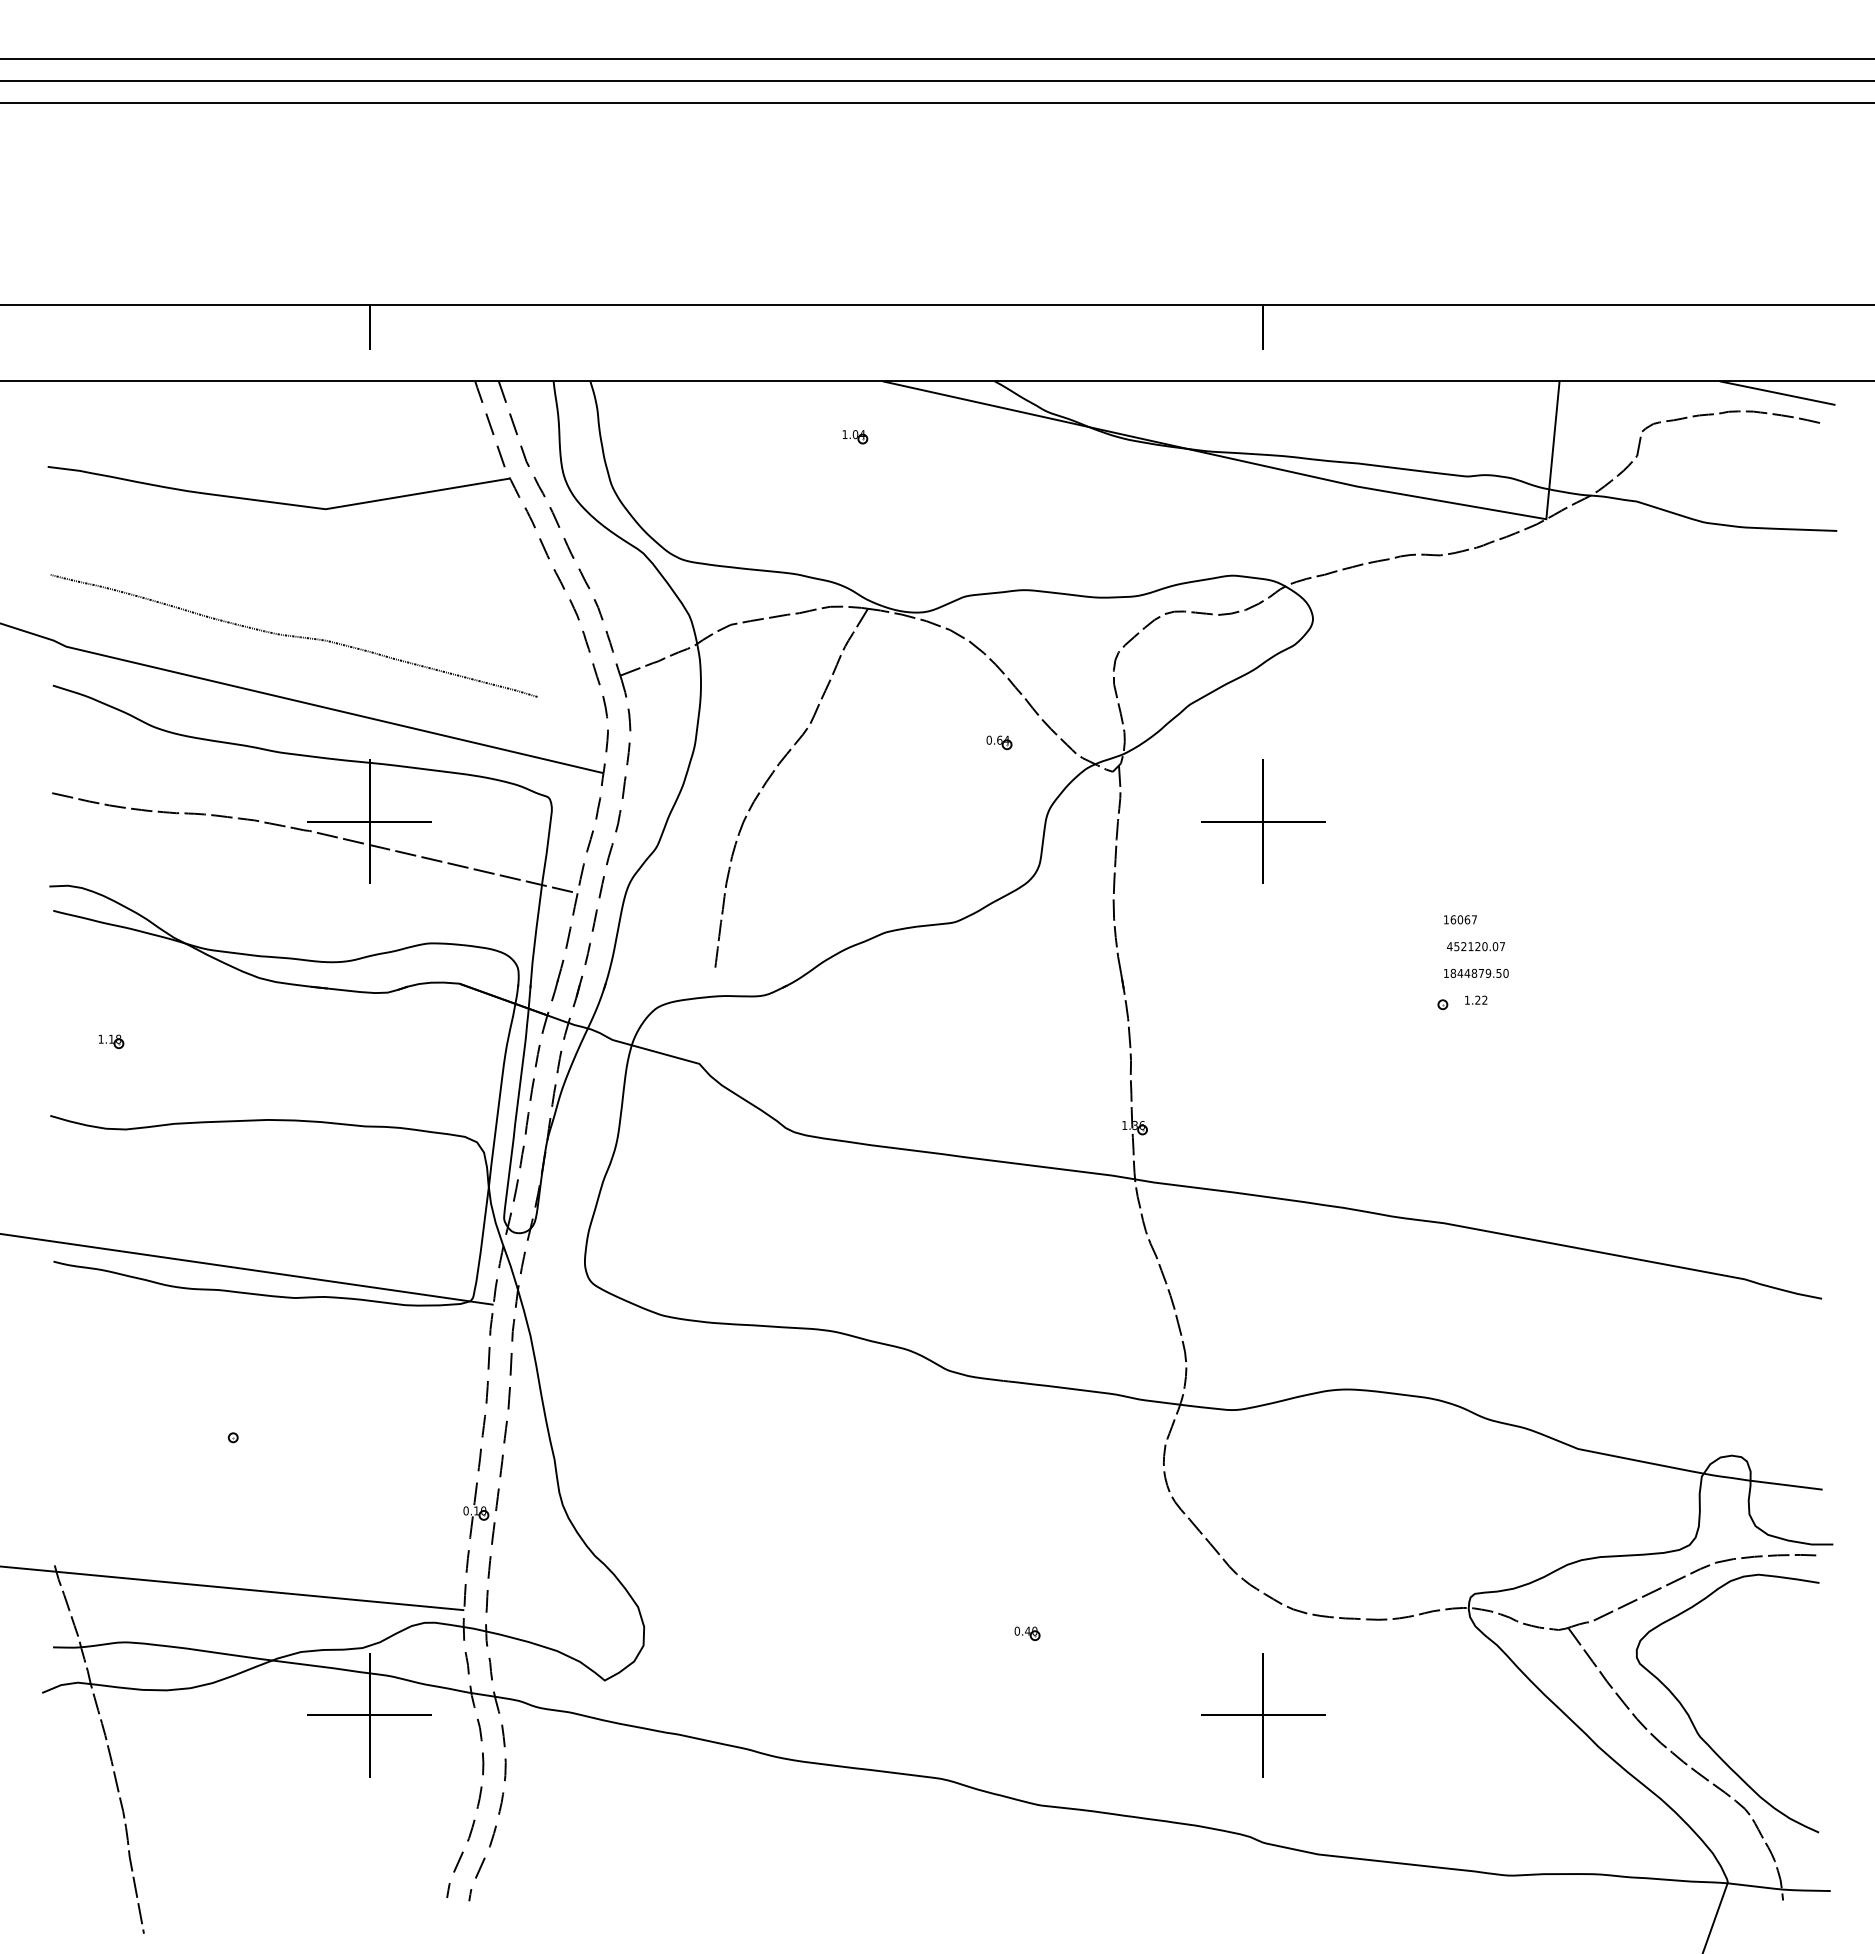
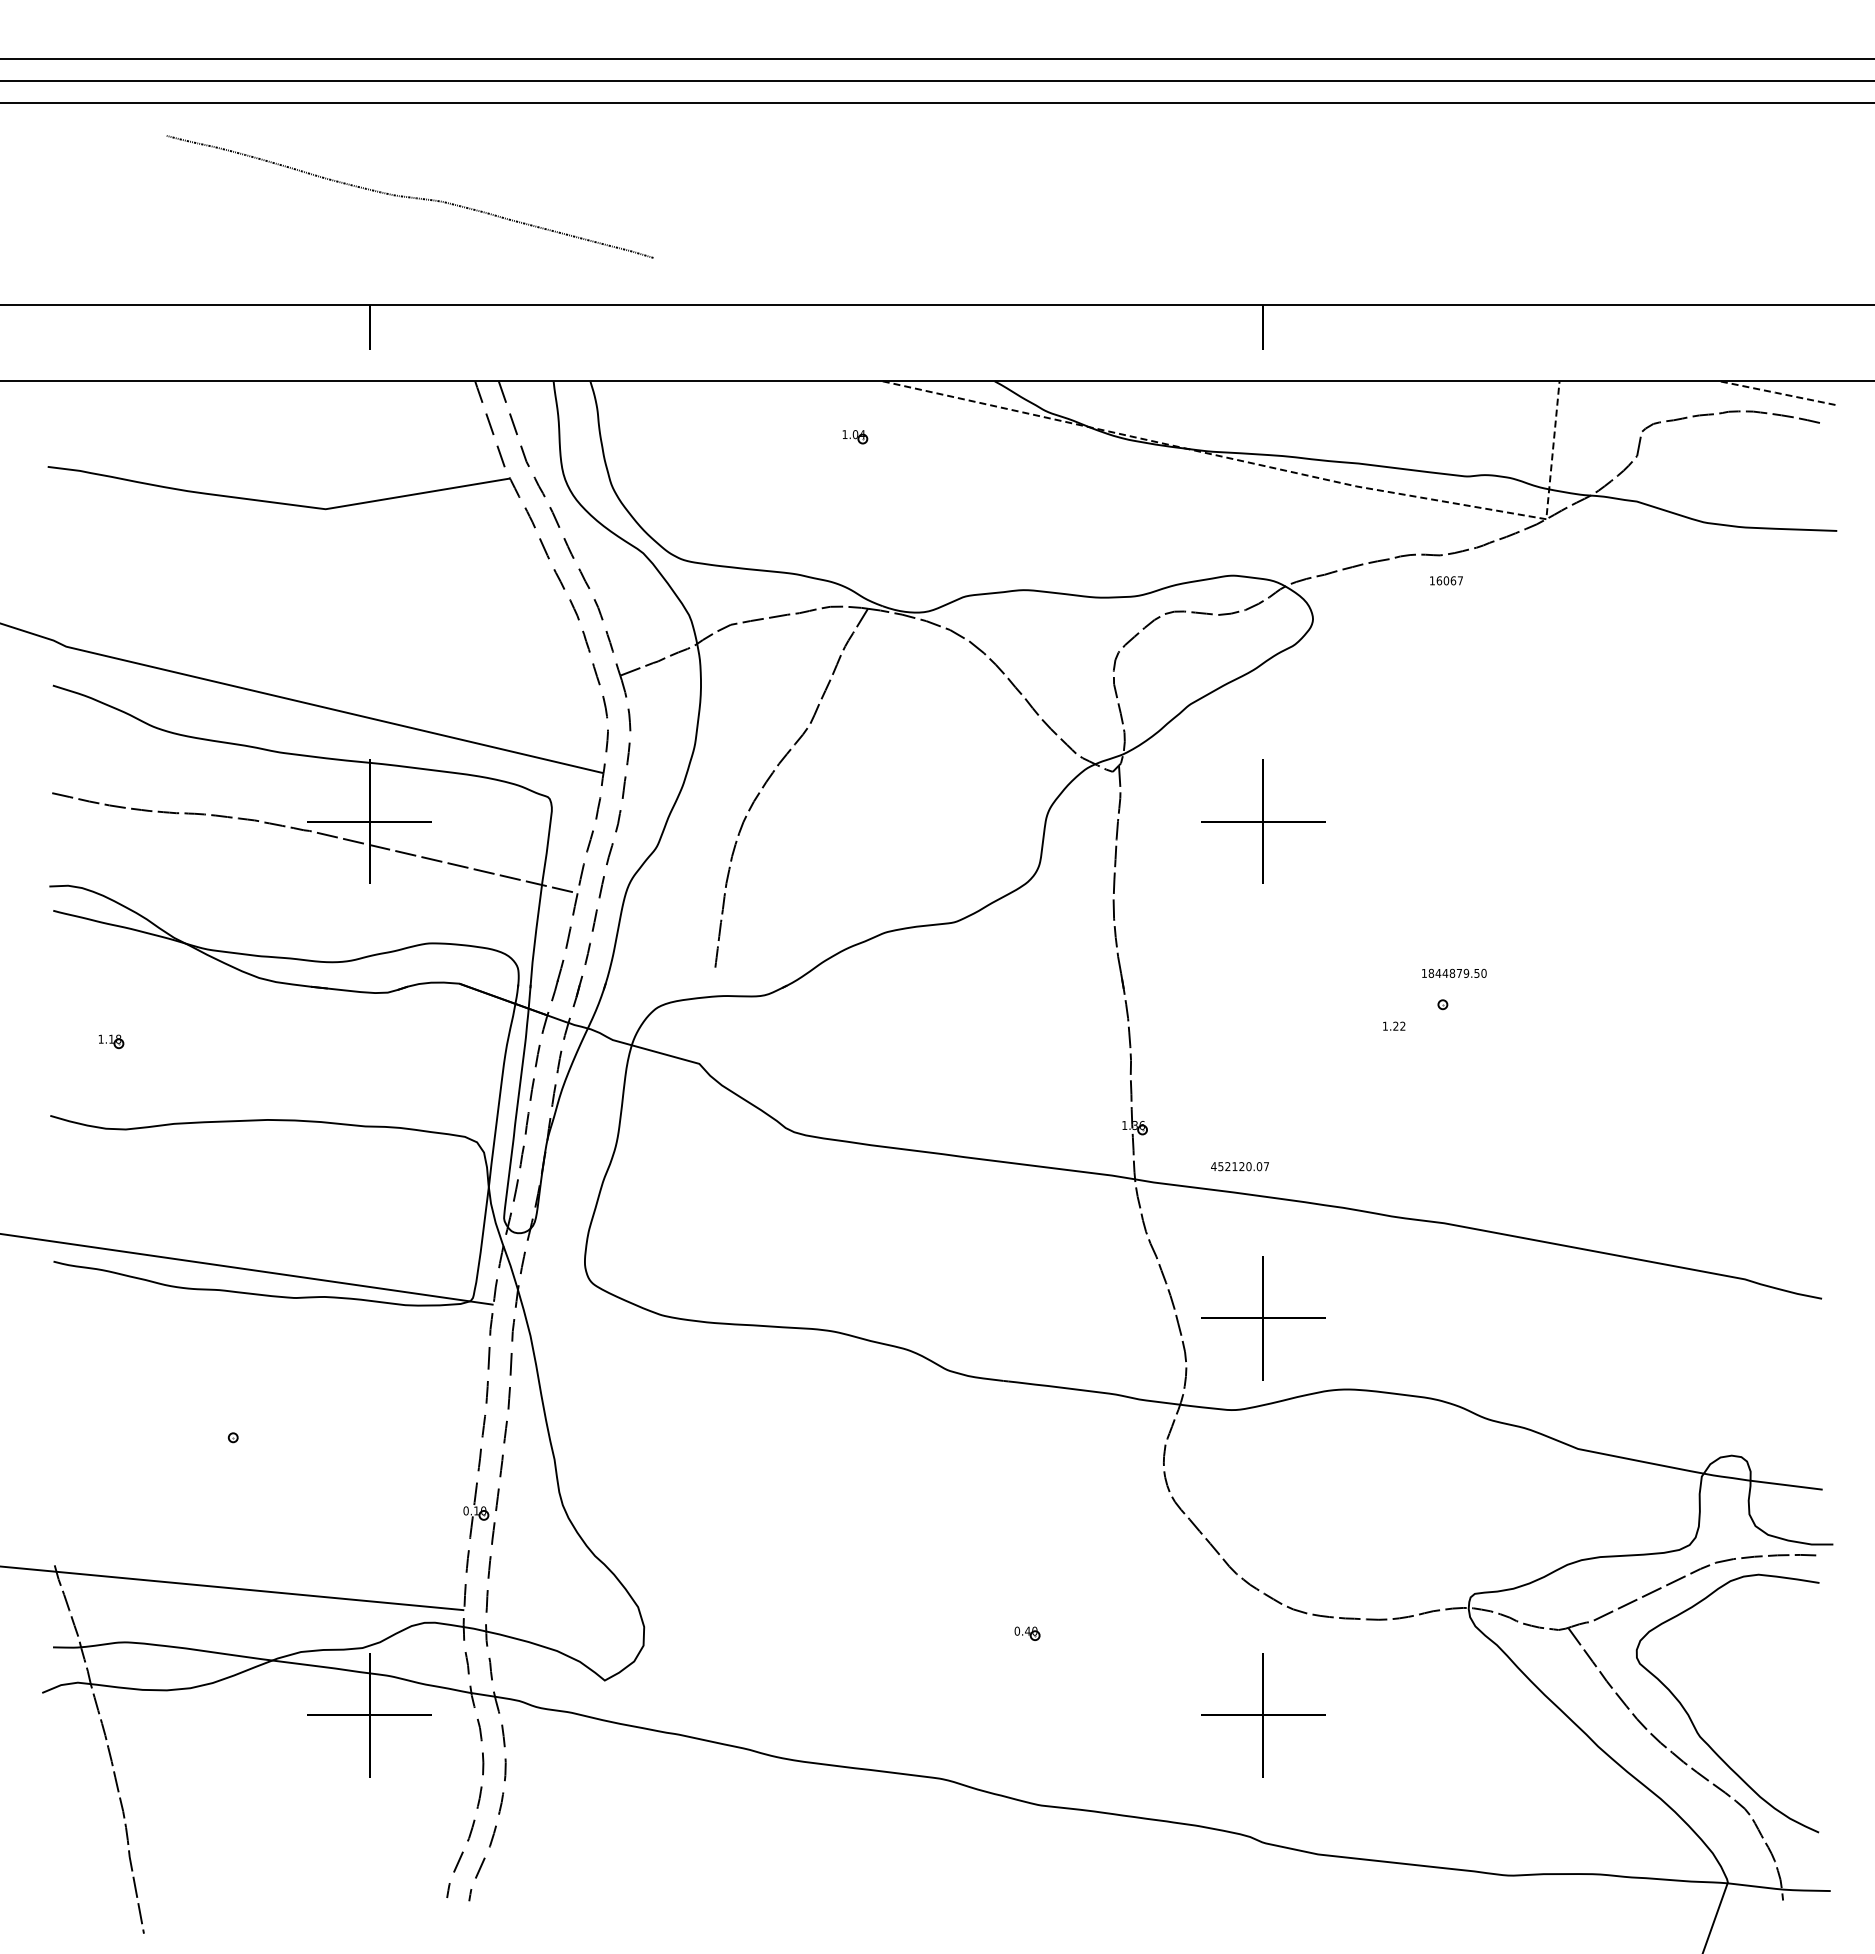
line: solid -> dashed (1777, 393)
line: solid -> dashed (1282, 470)
curve position: (293, 635) -> (409, 196) (409, 196)
part: present -> none (999, 742)
text position: (1460, 919) -> (1446, 580) (1446, 580)
text position: (1475, 946) -> (1239, 1166) (1239, 1166)
text position: (1476, 972) -> (1454, 972) (1454, 972)
text position: (1476, 999) -> (1394, 1025) (1394, 1025)
part: none -> present (1263, 1318)
